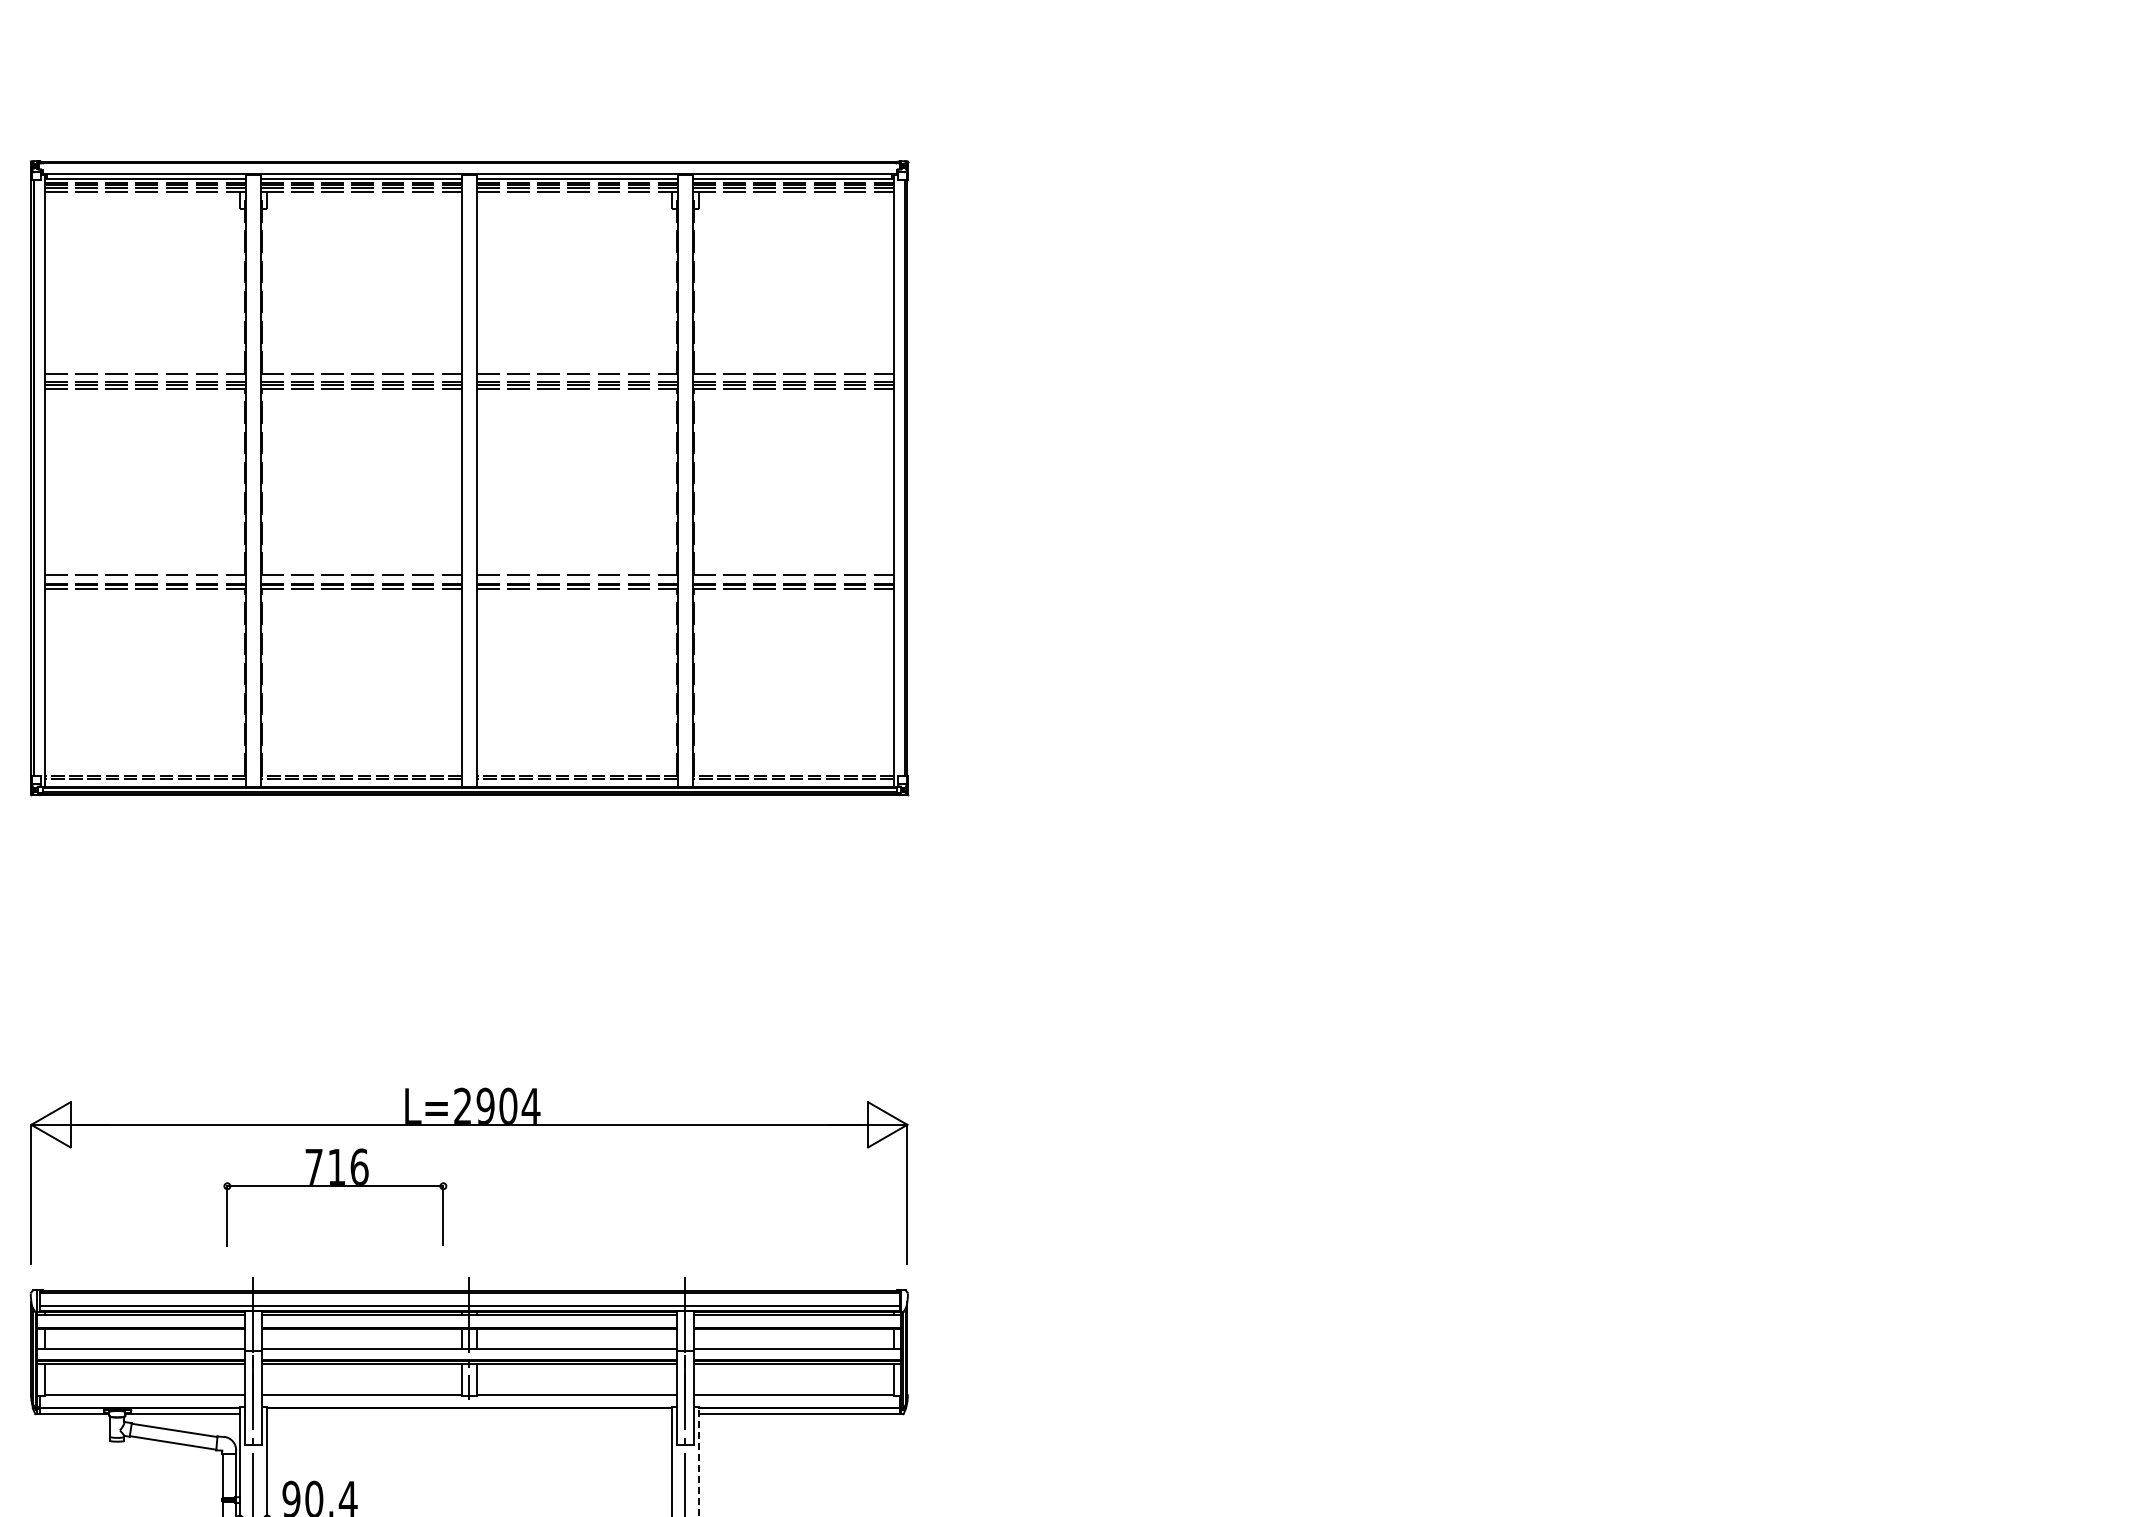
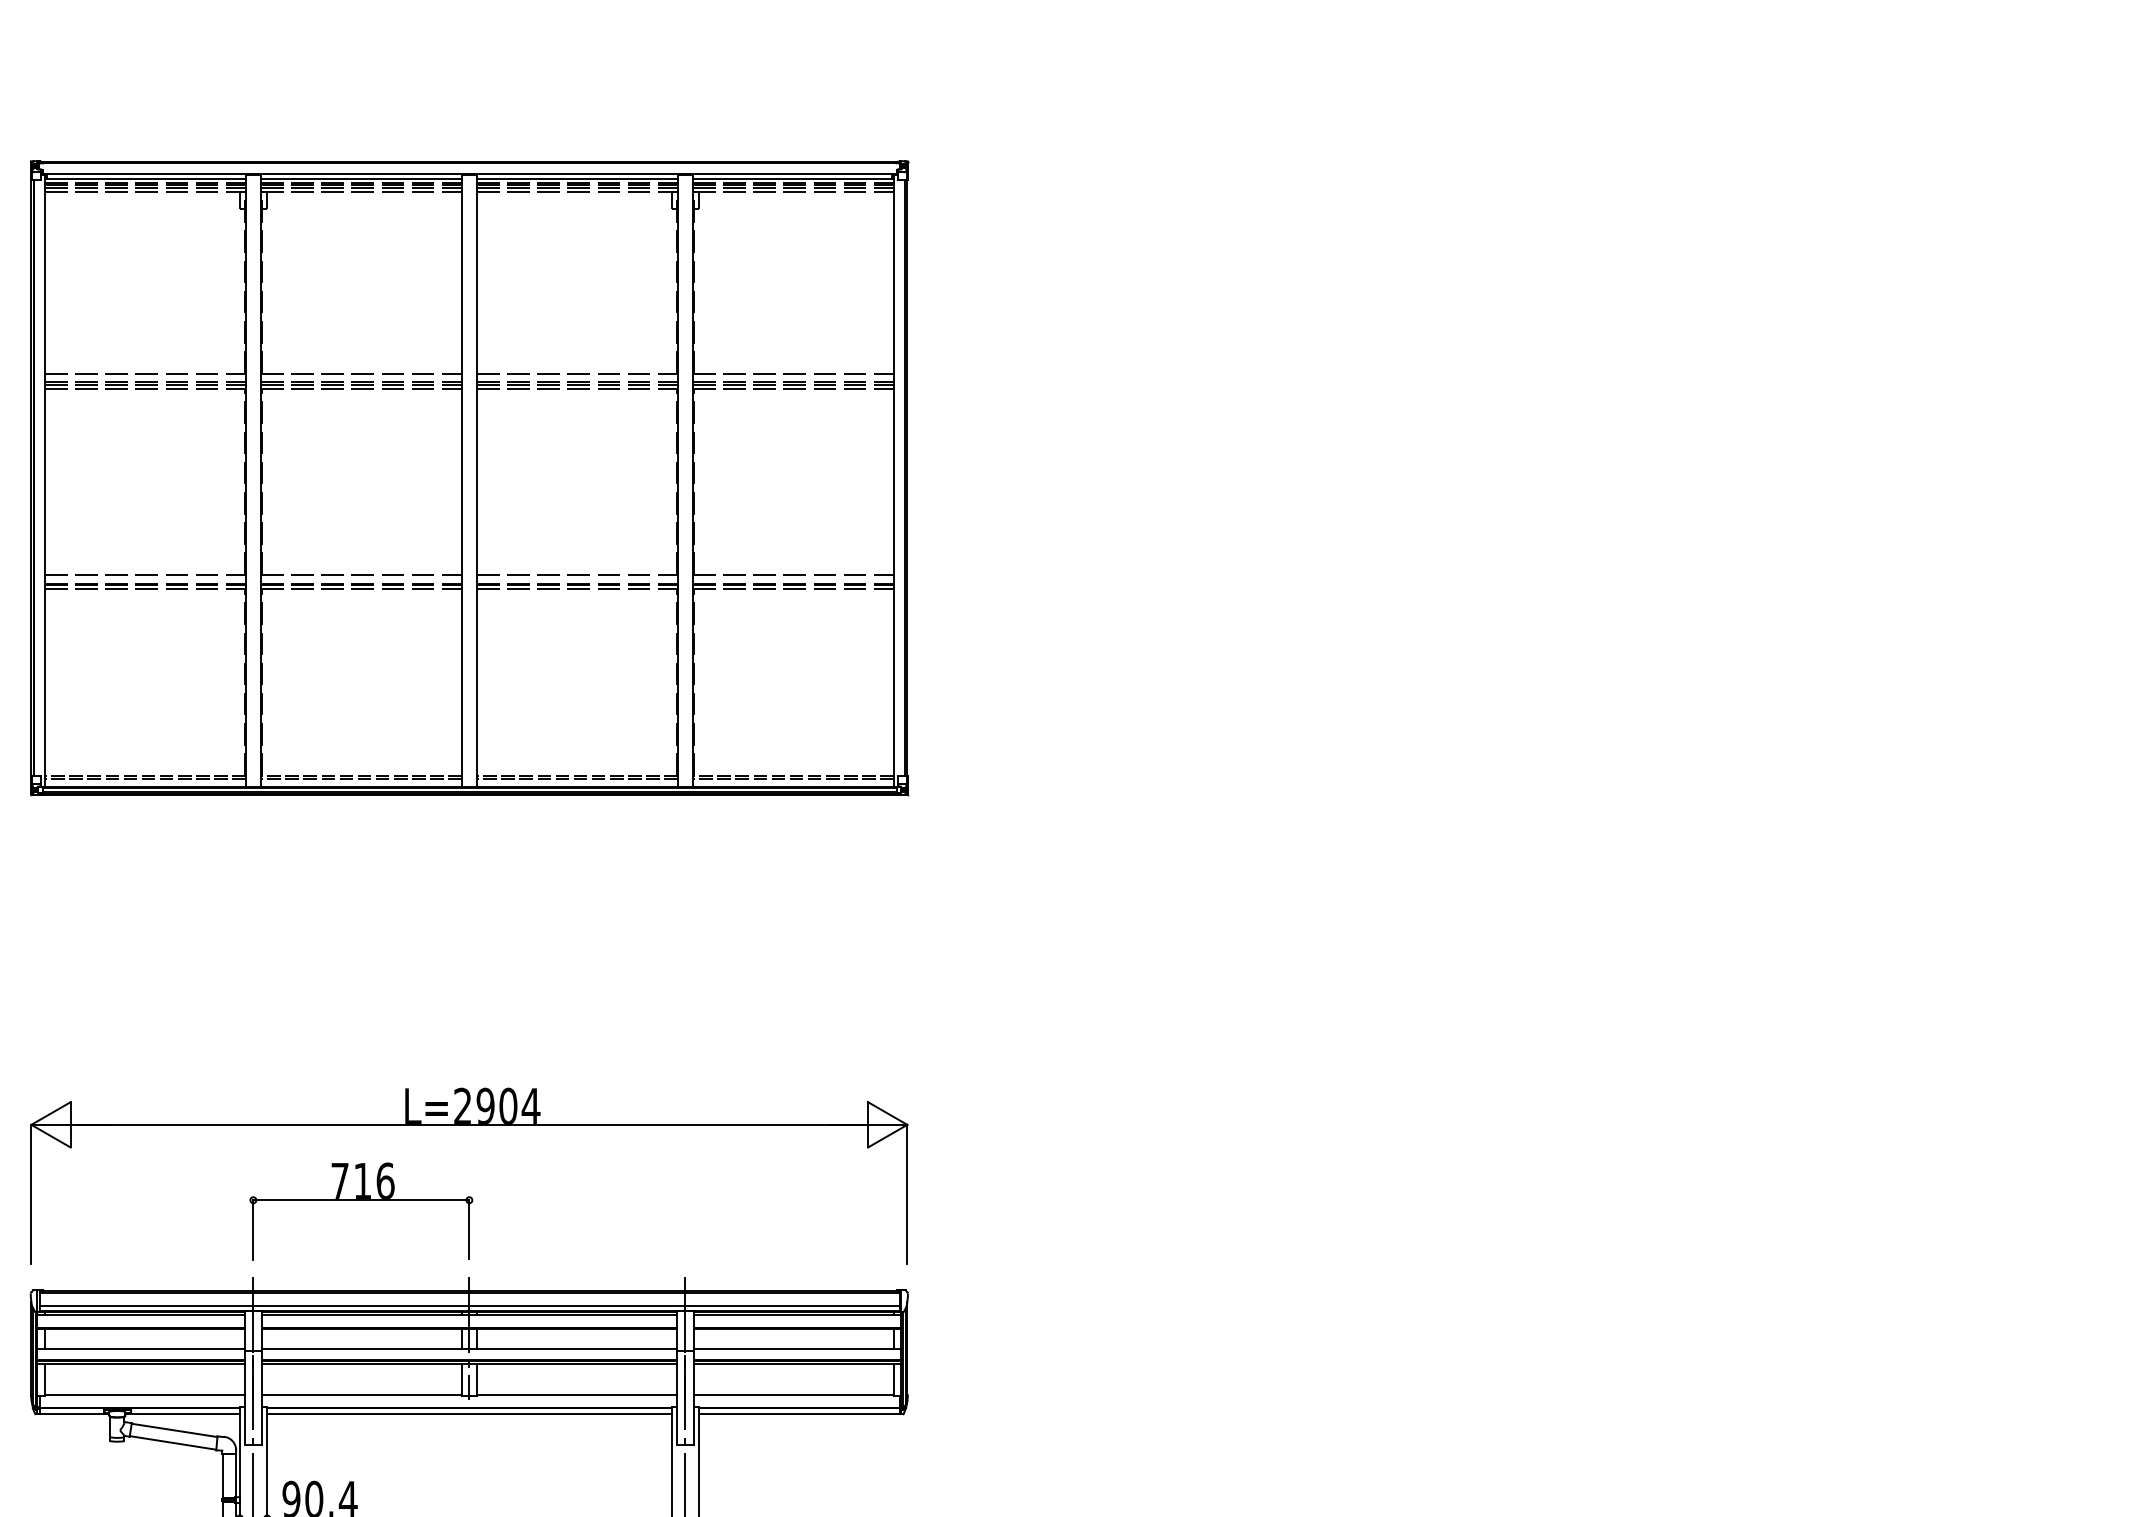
part position: (335, 1186) -> (361, 1200) (361, 1200)
line: none -> present (469, 1413)
line: dashed -> solid (699, 1461)
